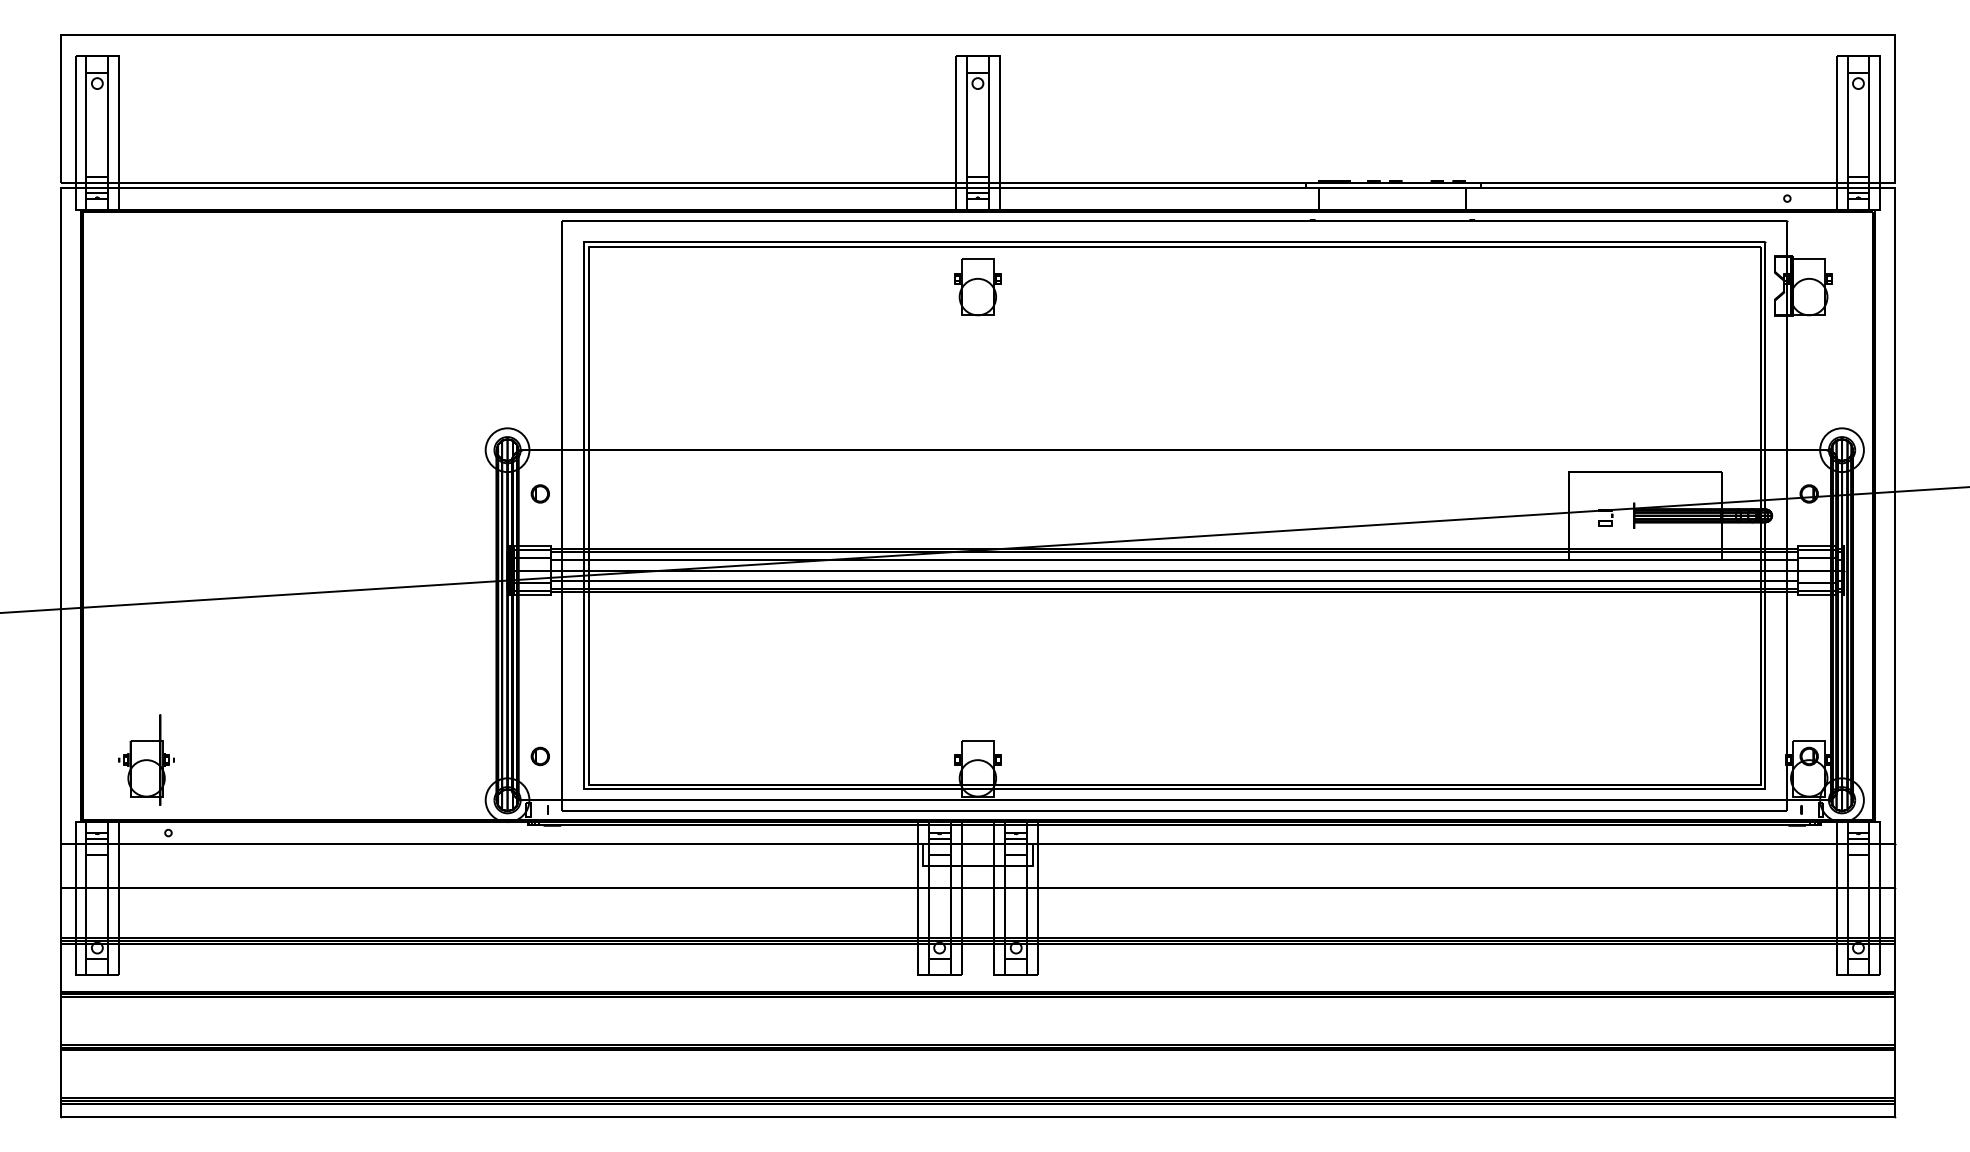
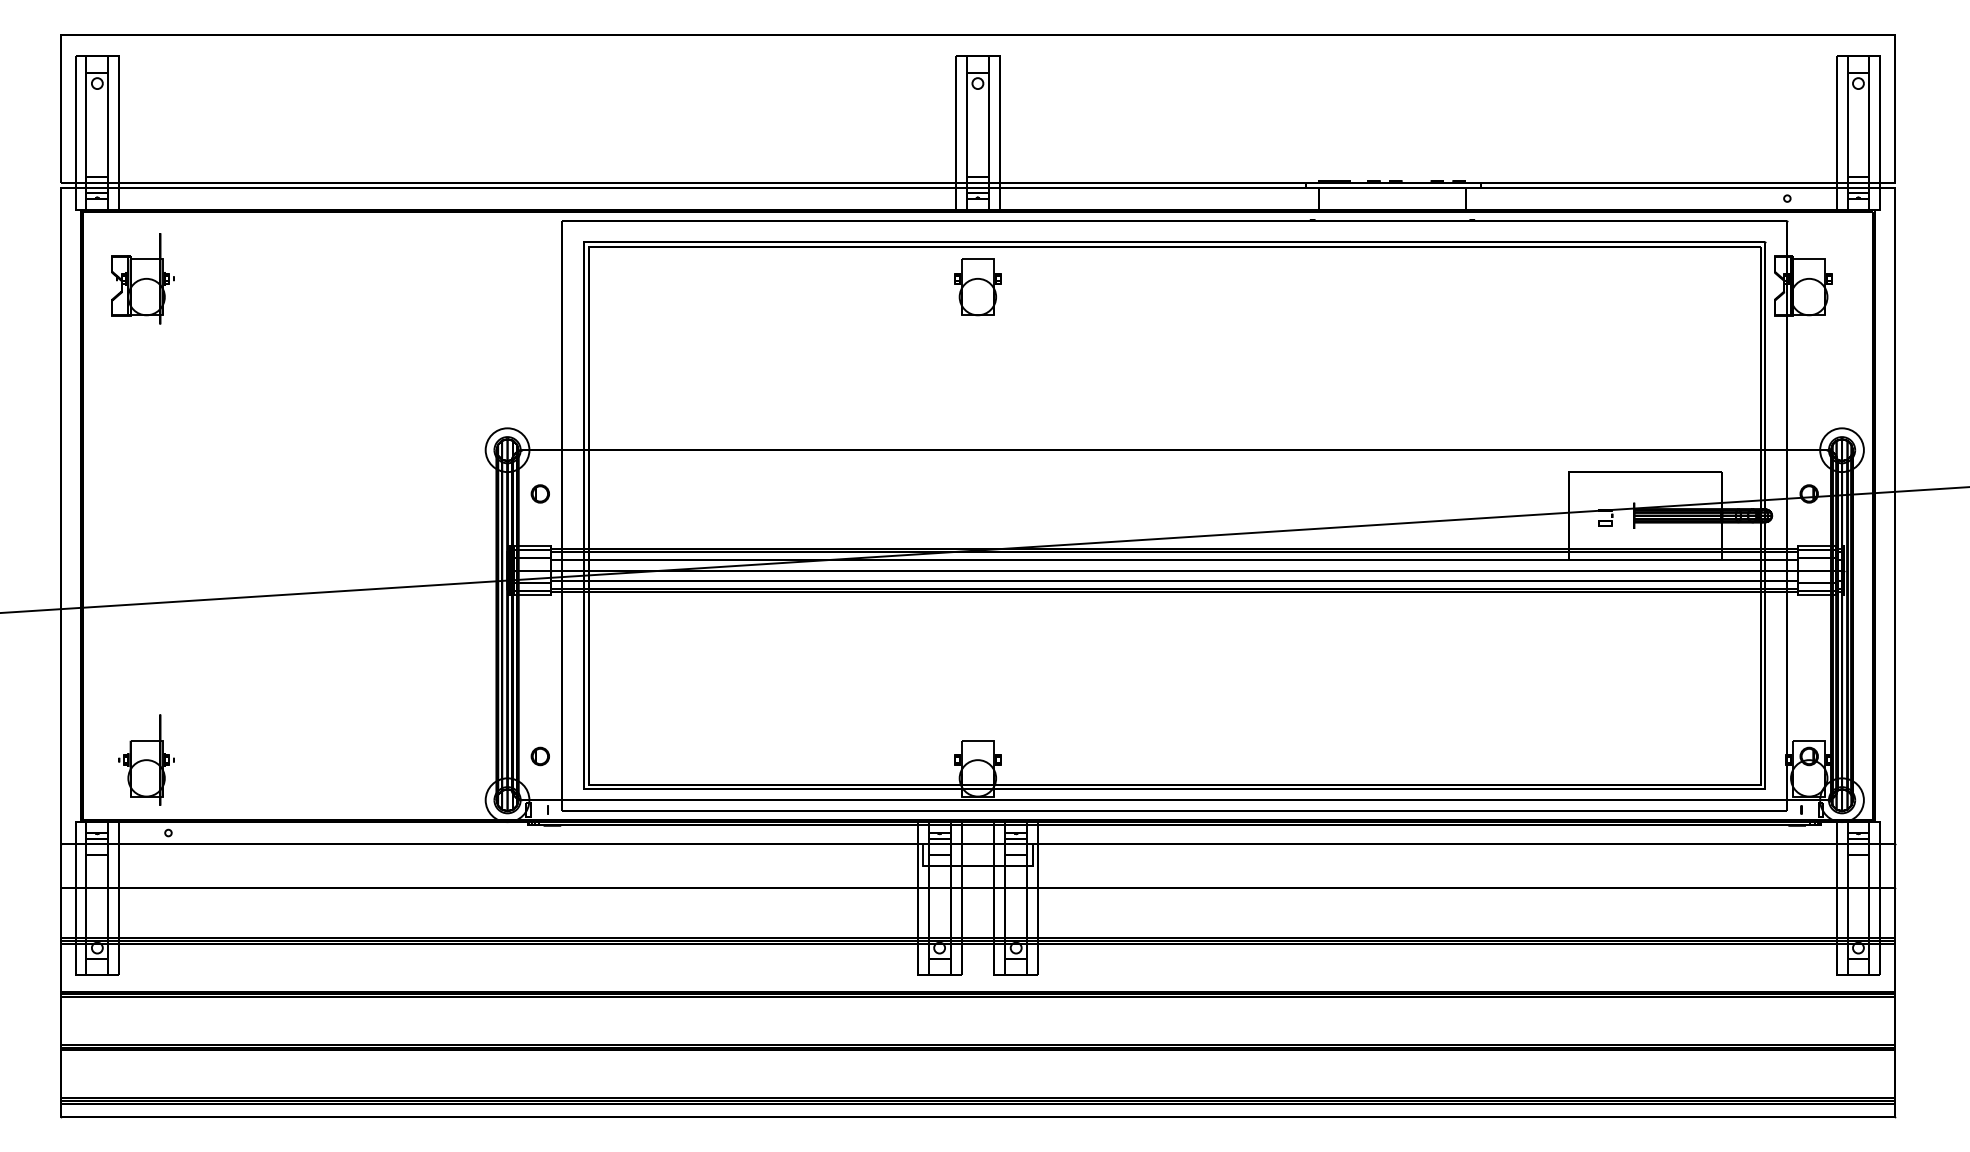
part: none -> present (142, 278)
